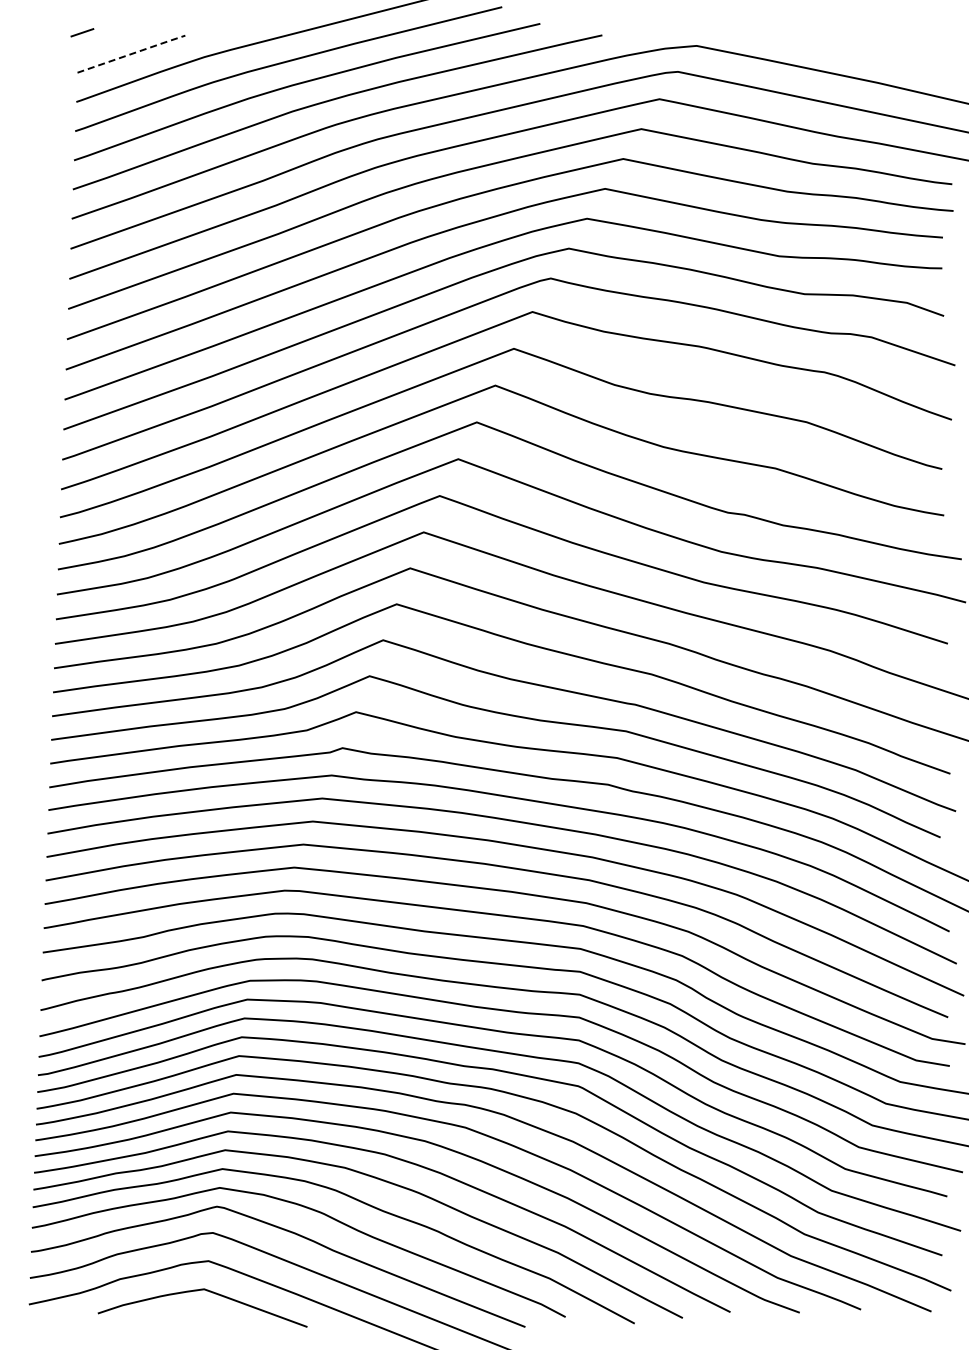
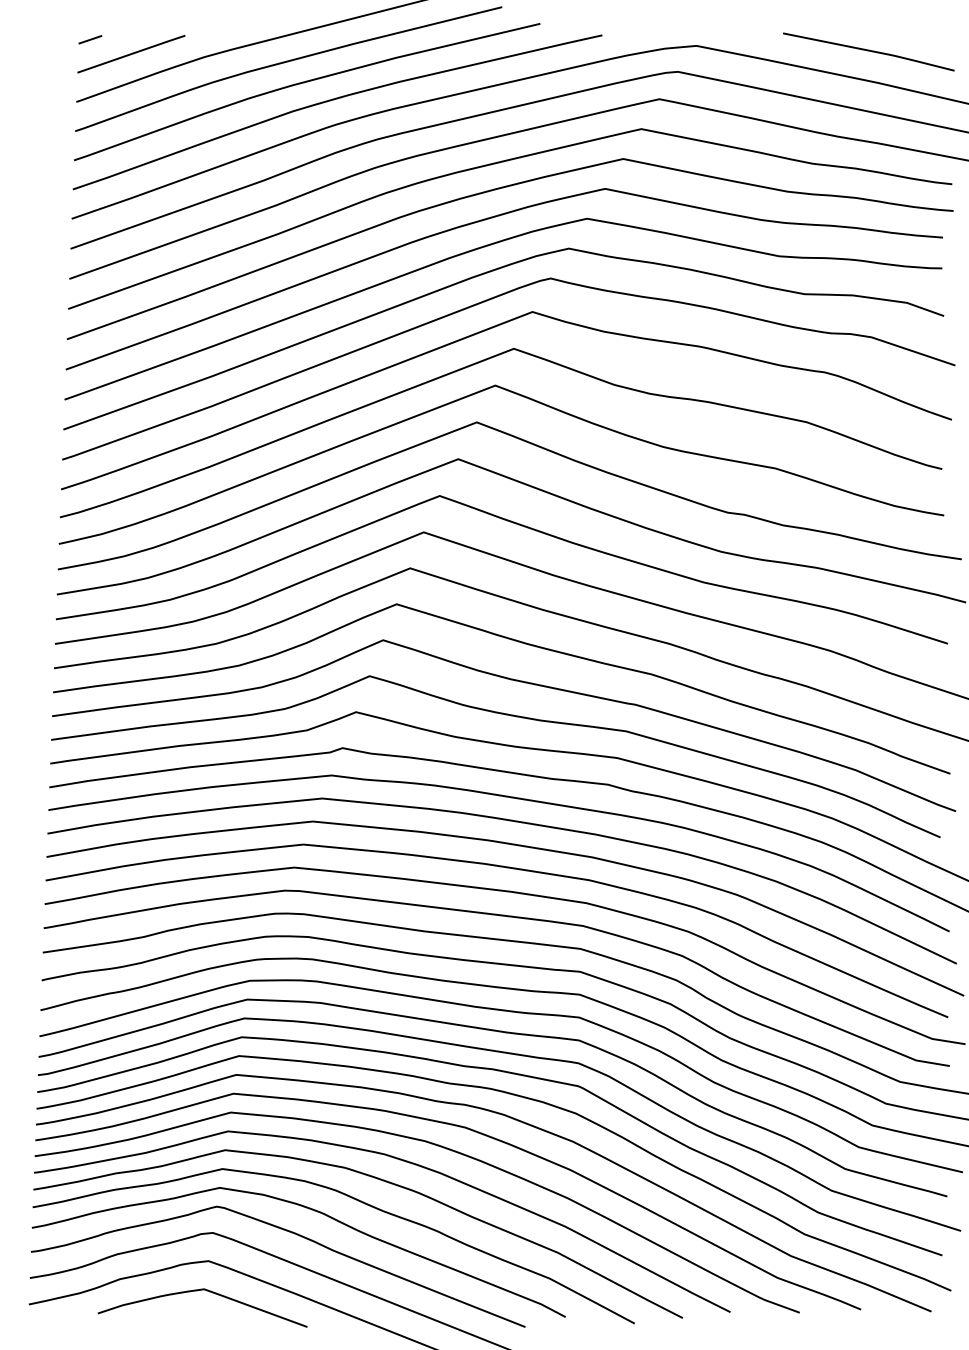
line position: (82, 32) -> (90, 39) (90, 39)
line: none -> present (868, 51)
line: dashed -> solid (131, 54)
